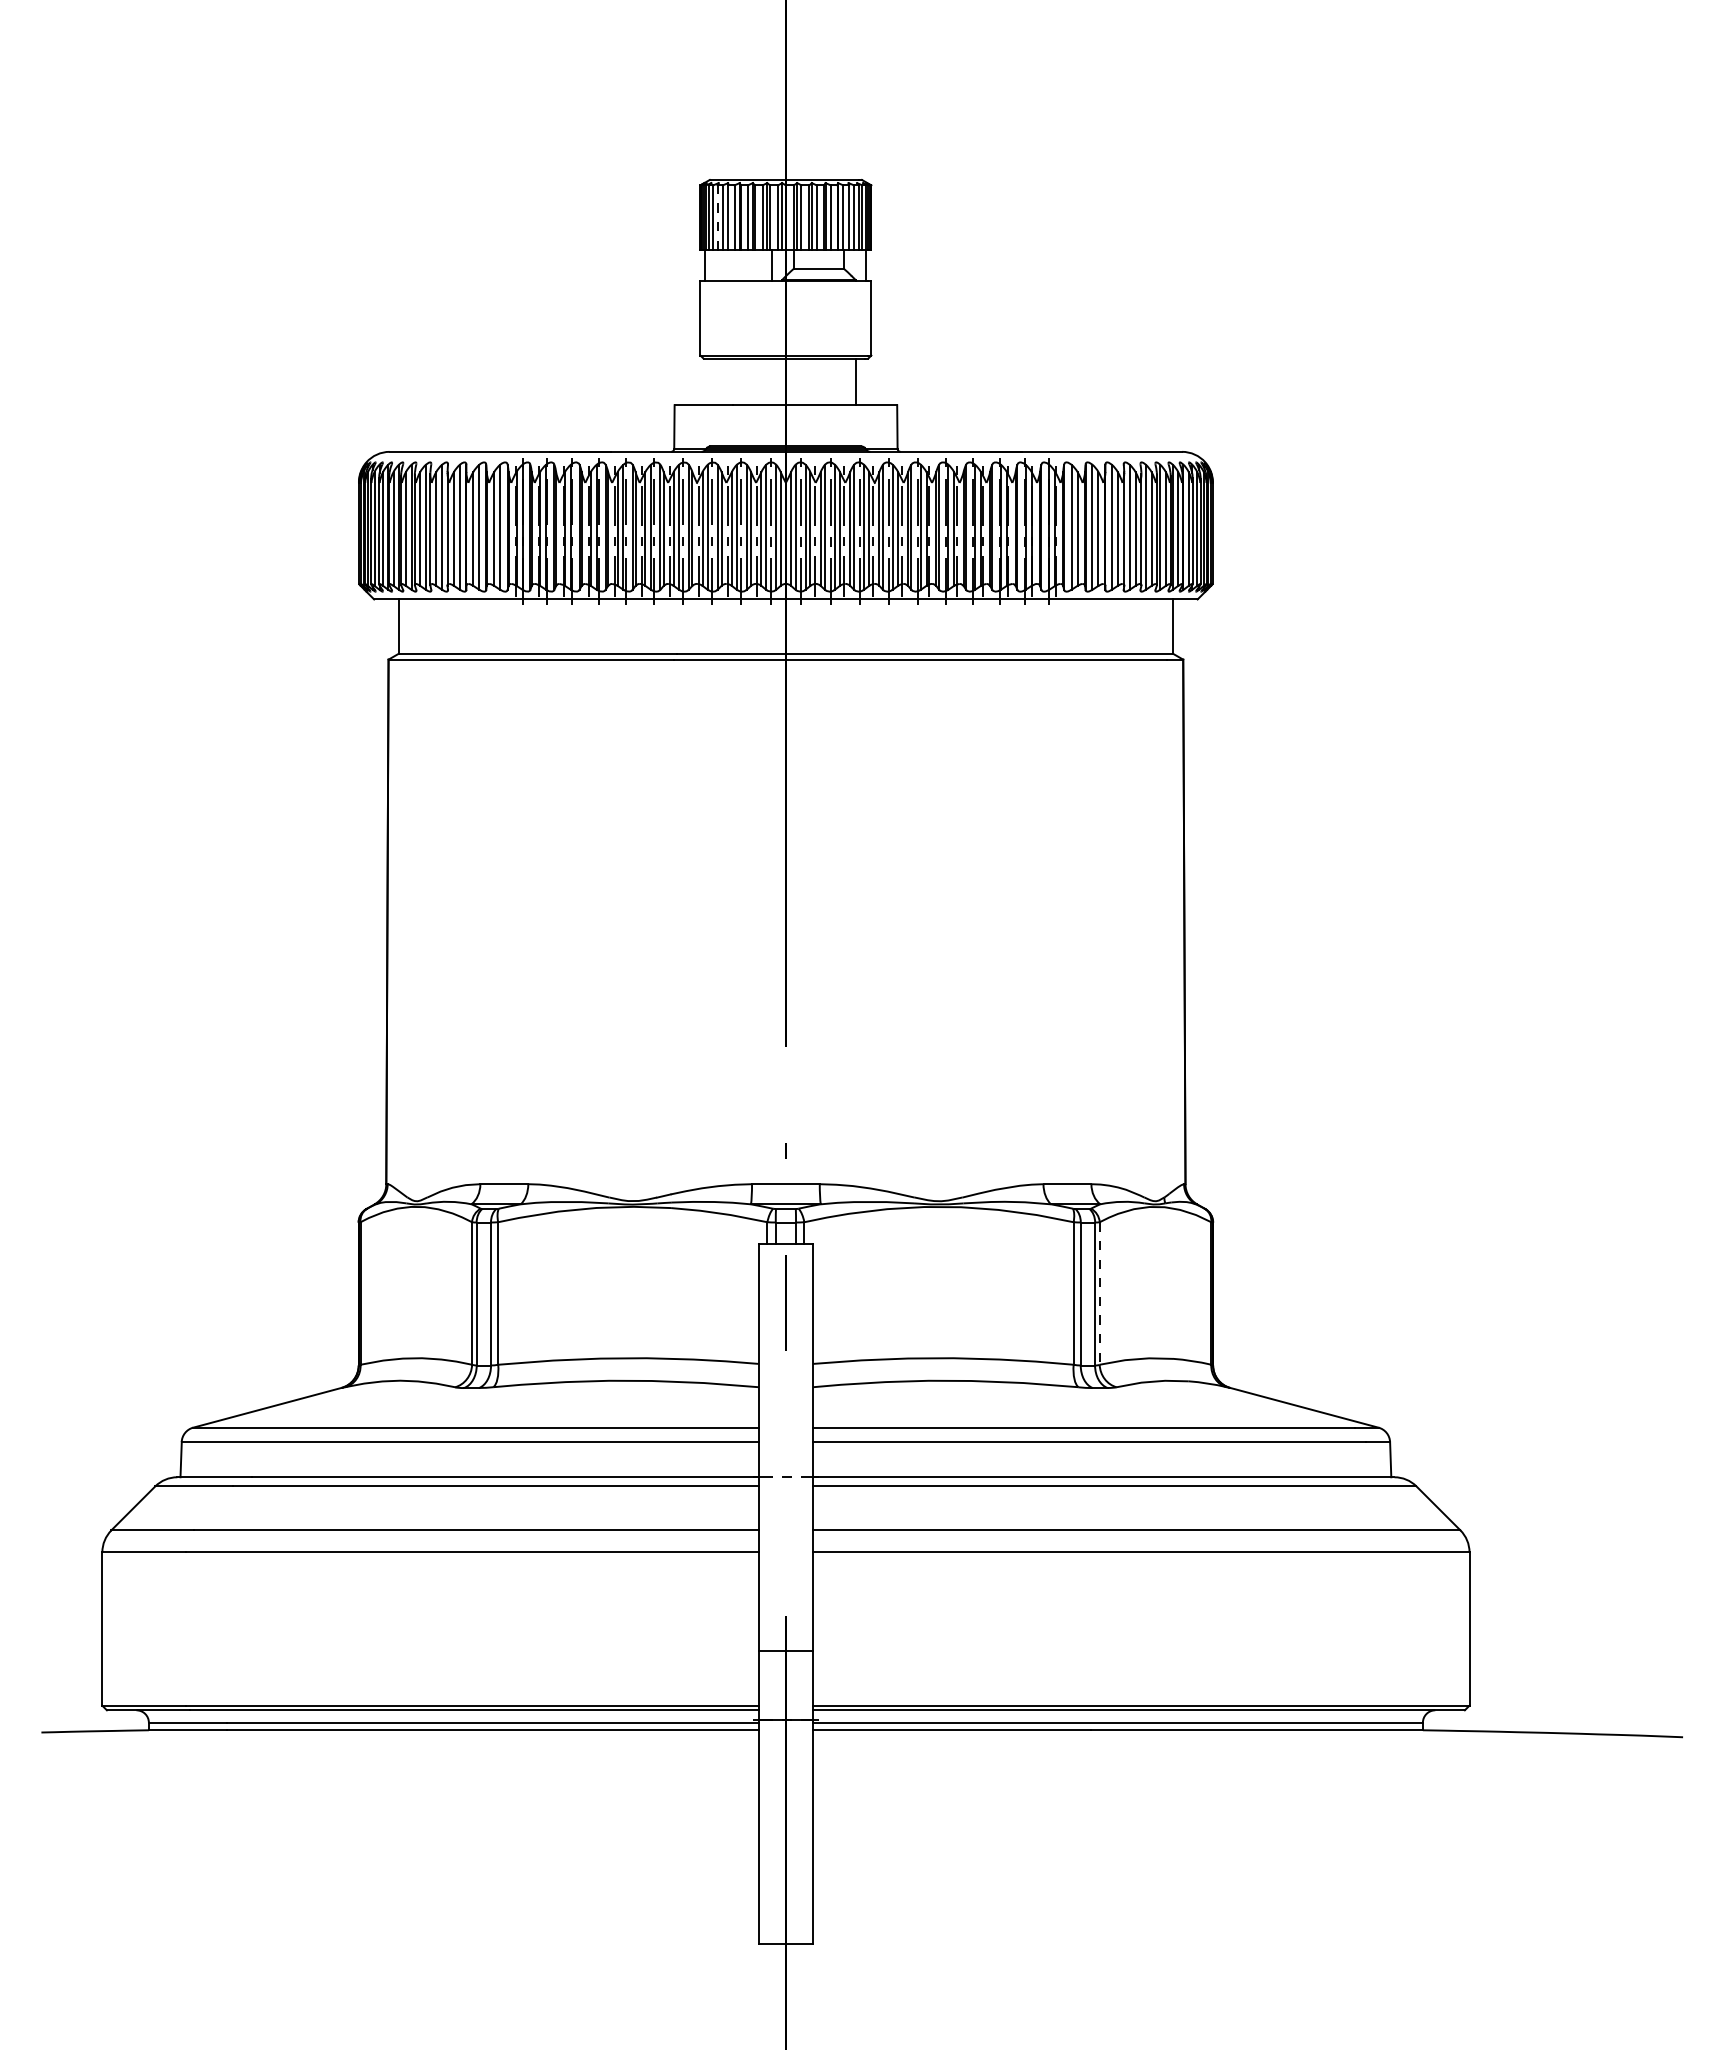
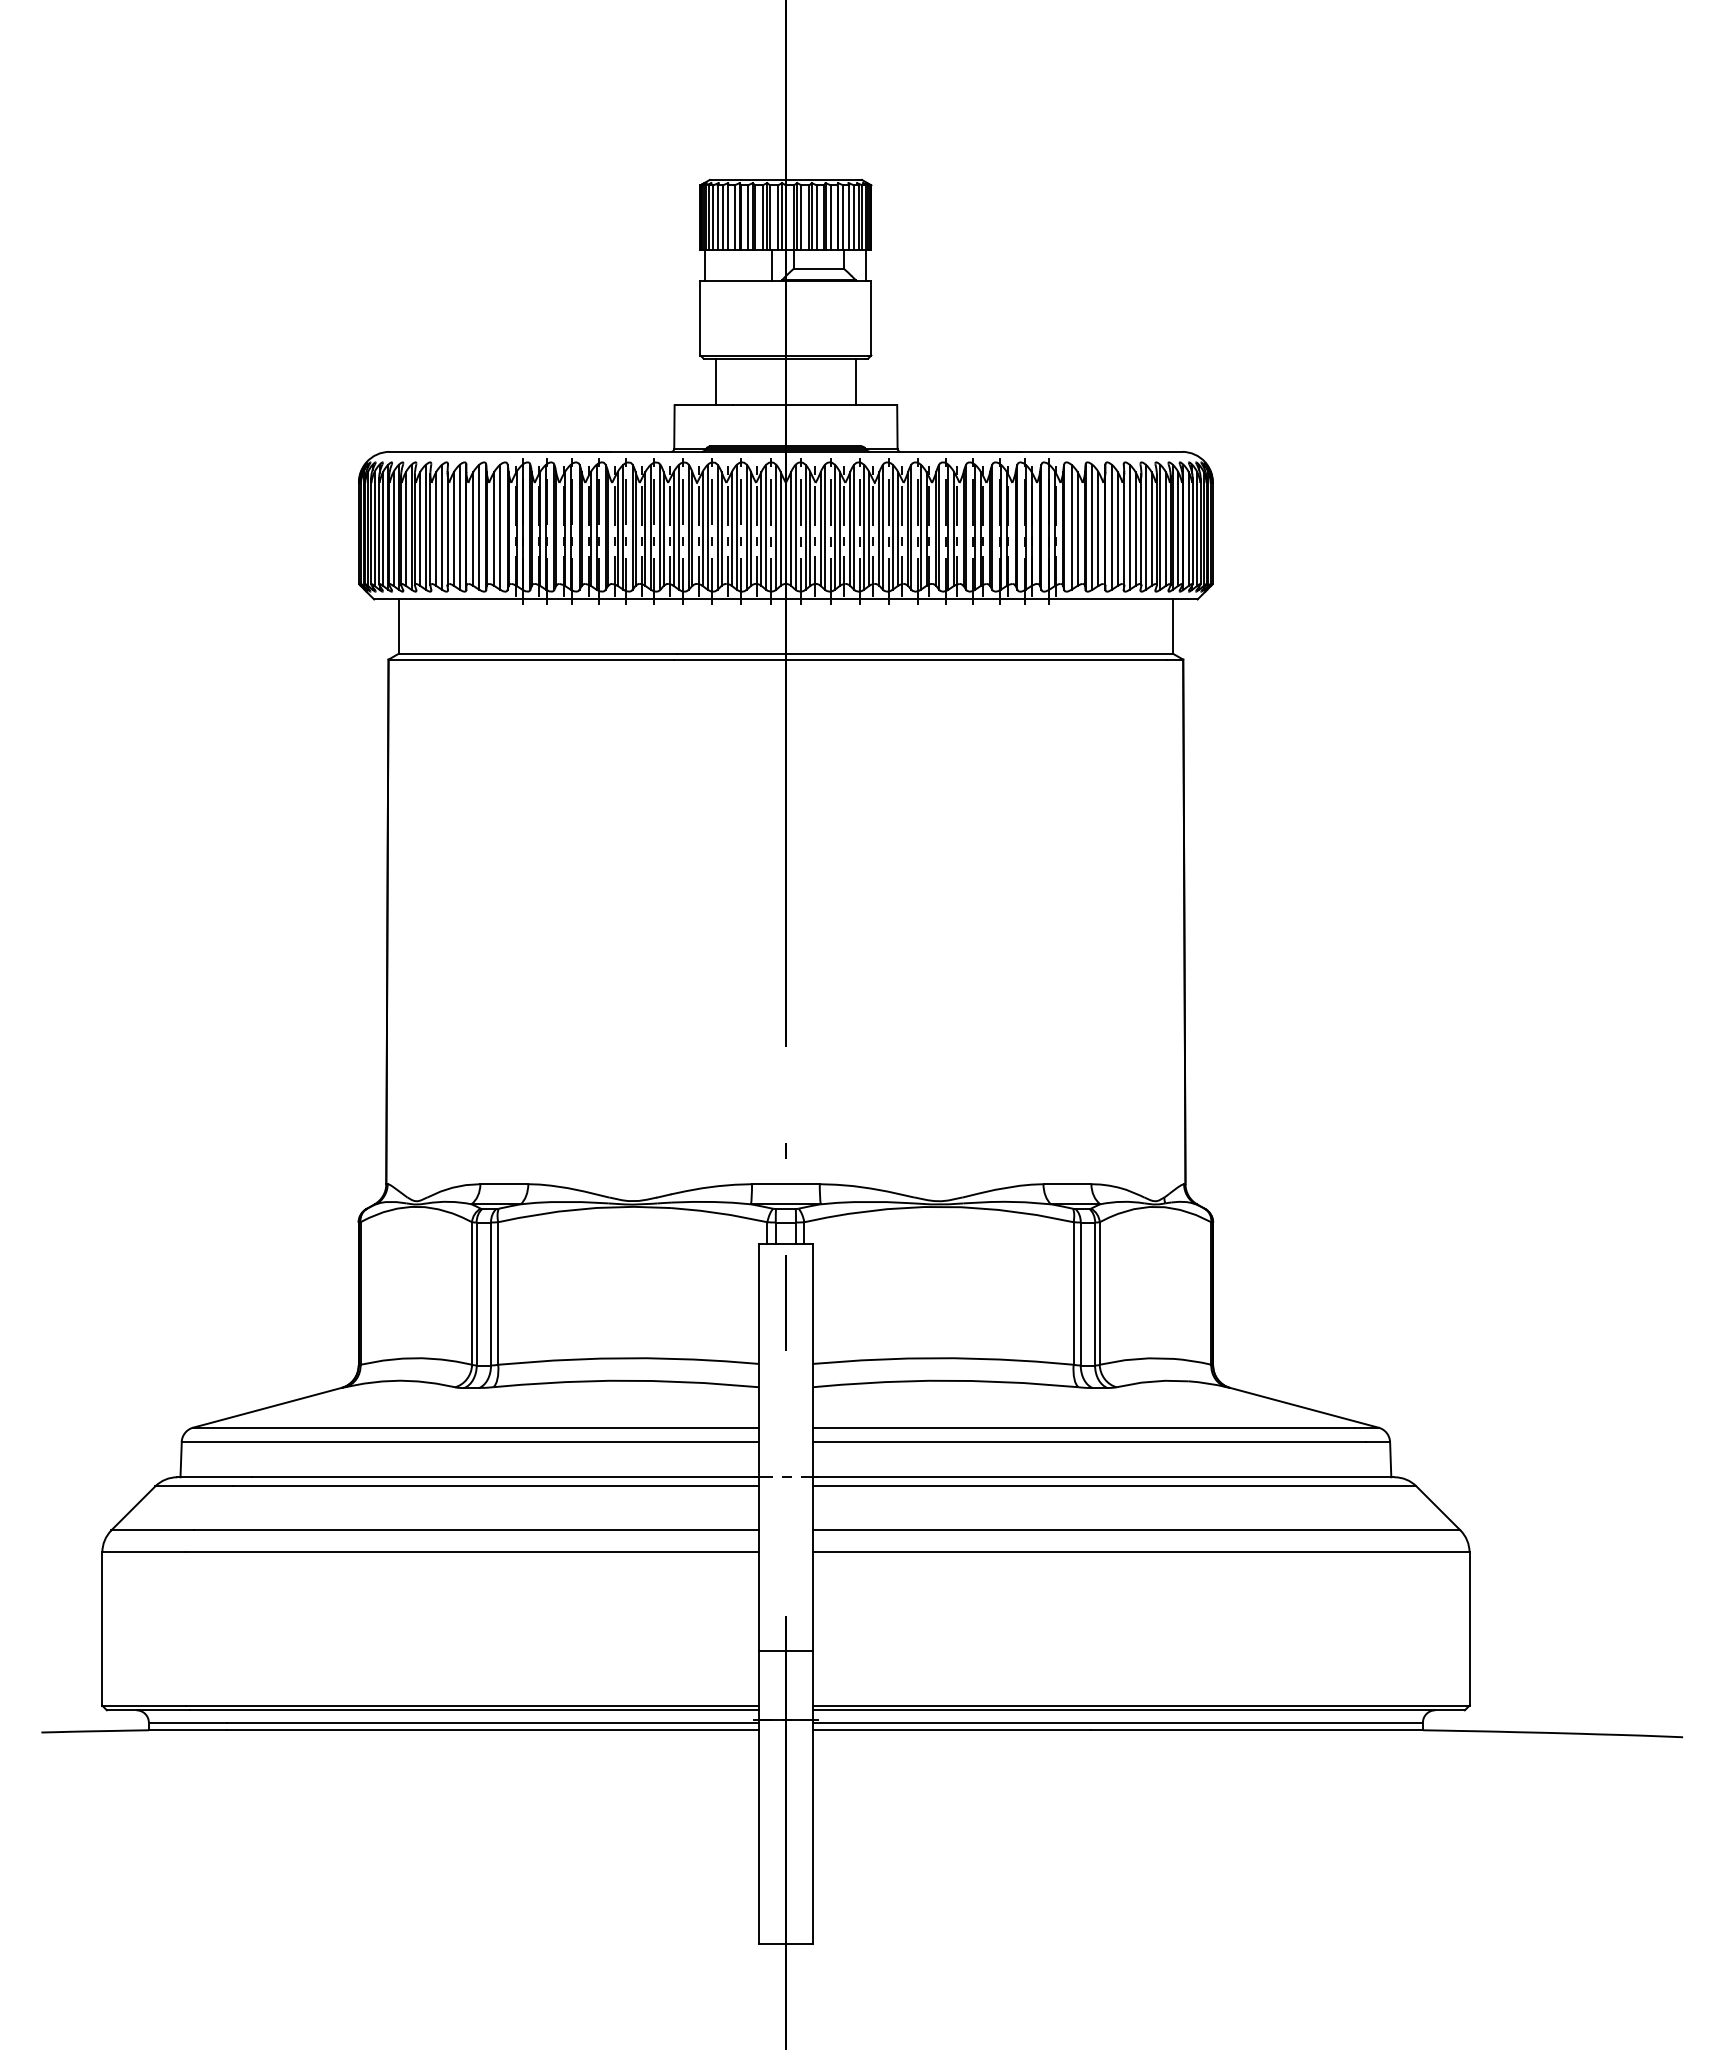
line: dashed -> solid (717, 217)
line: none -> present (716, 381)
line: dashed -> solid (1099, 1293)
